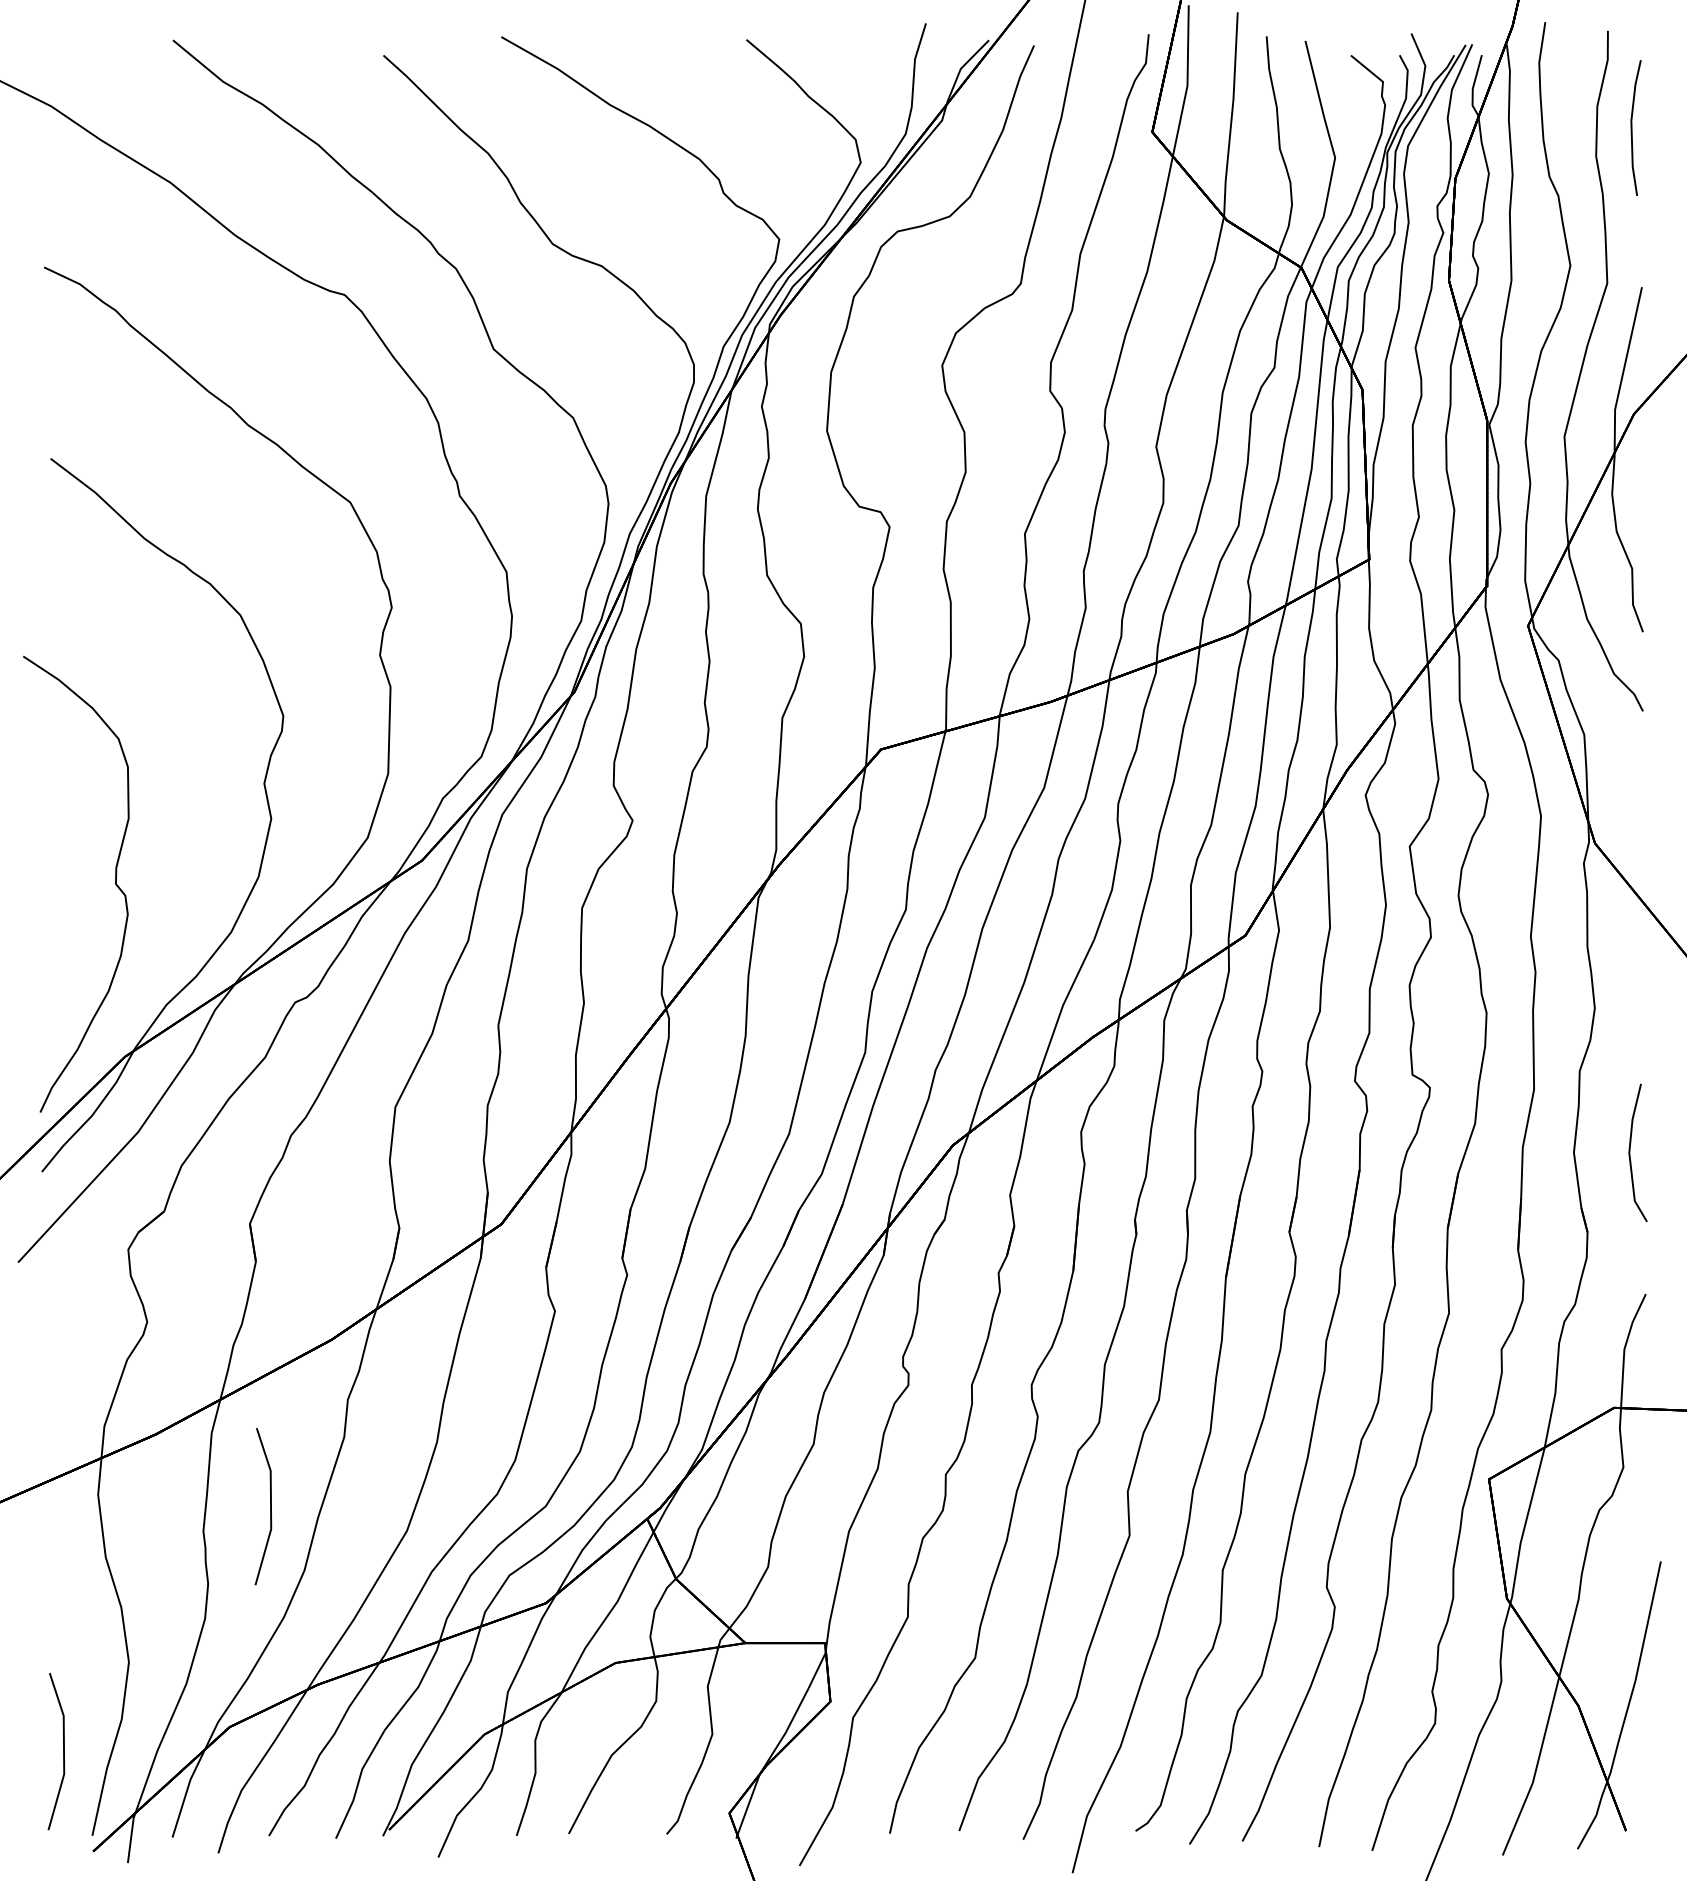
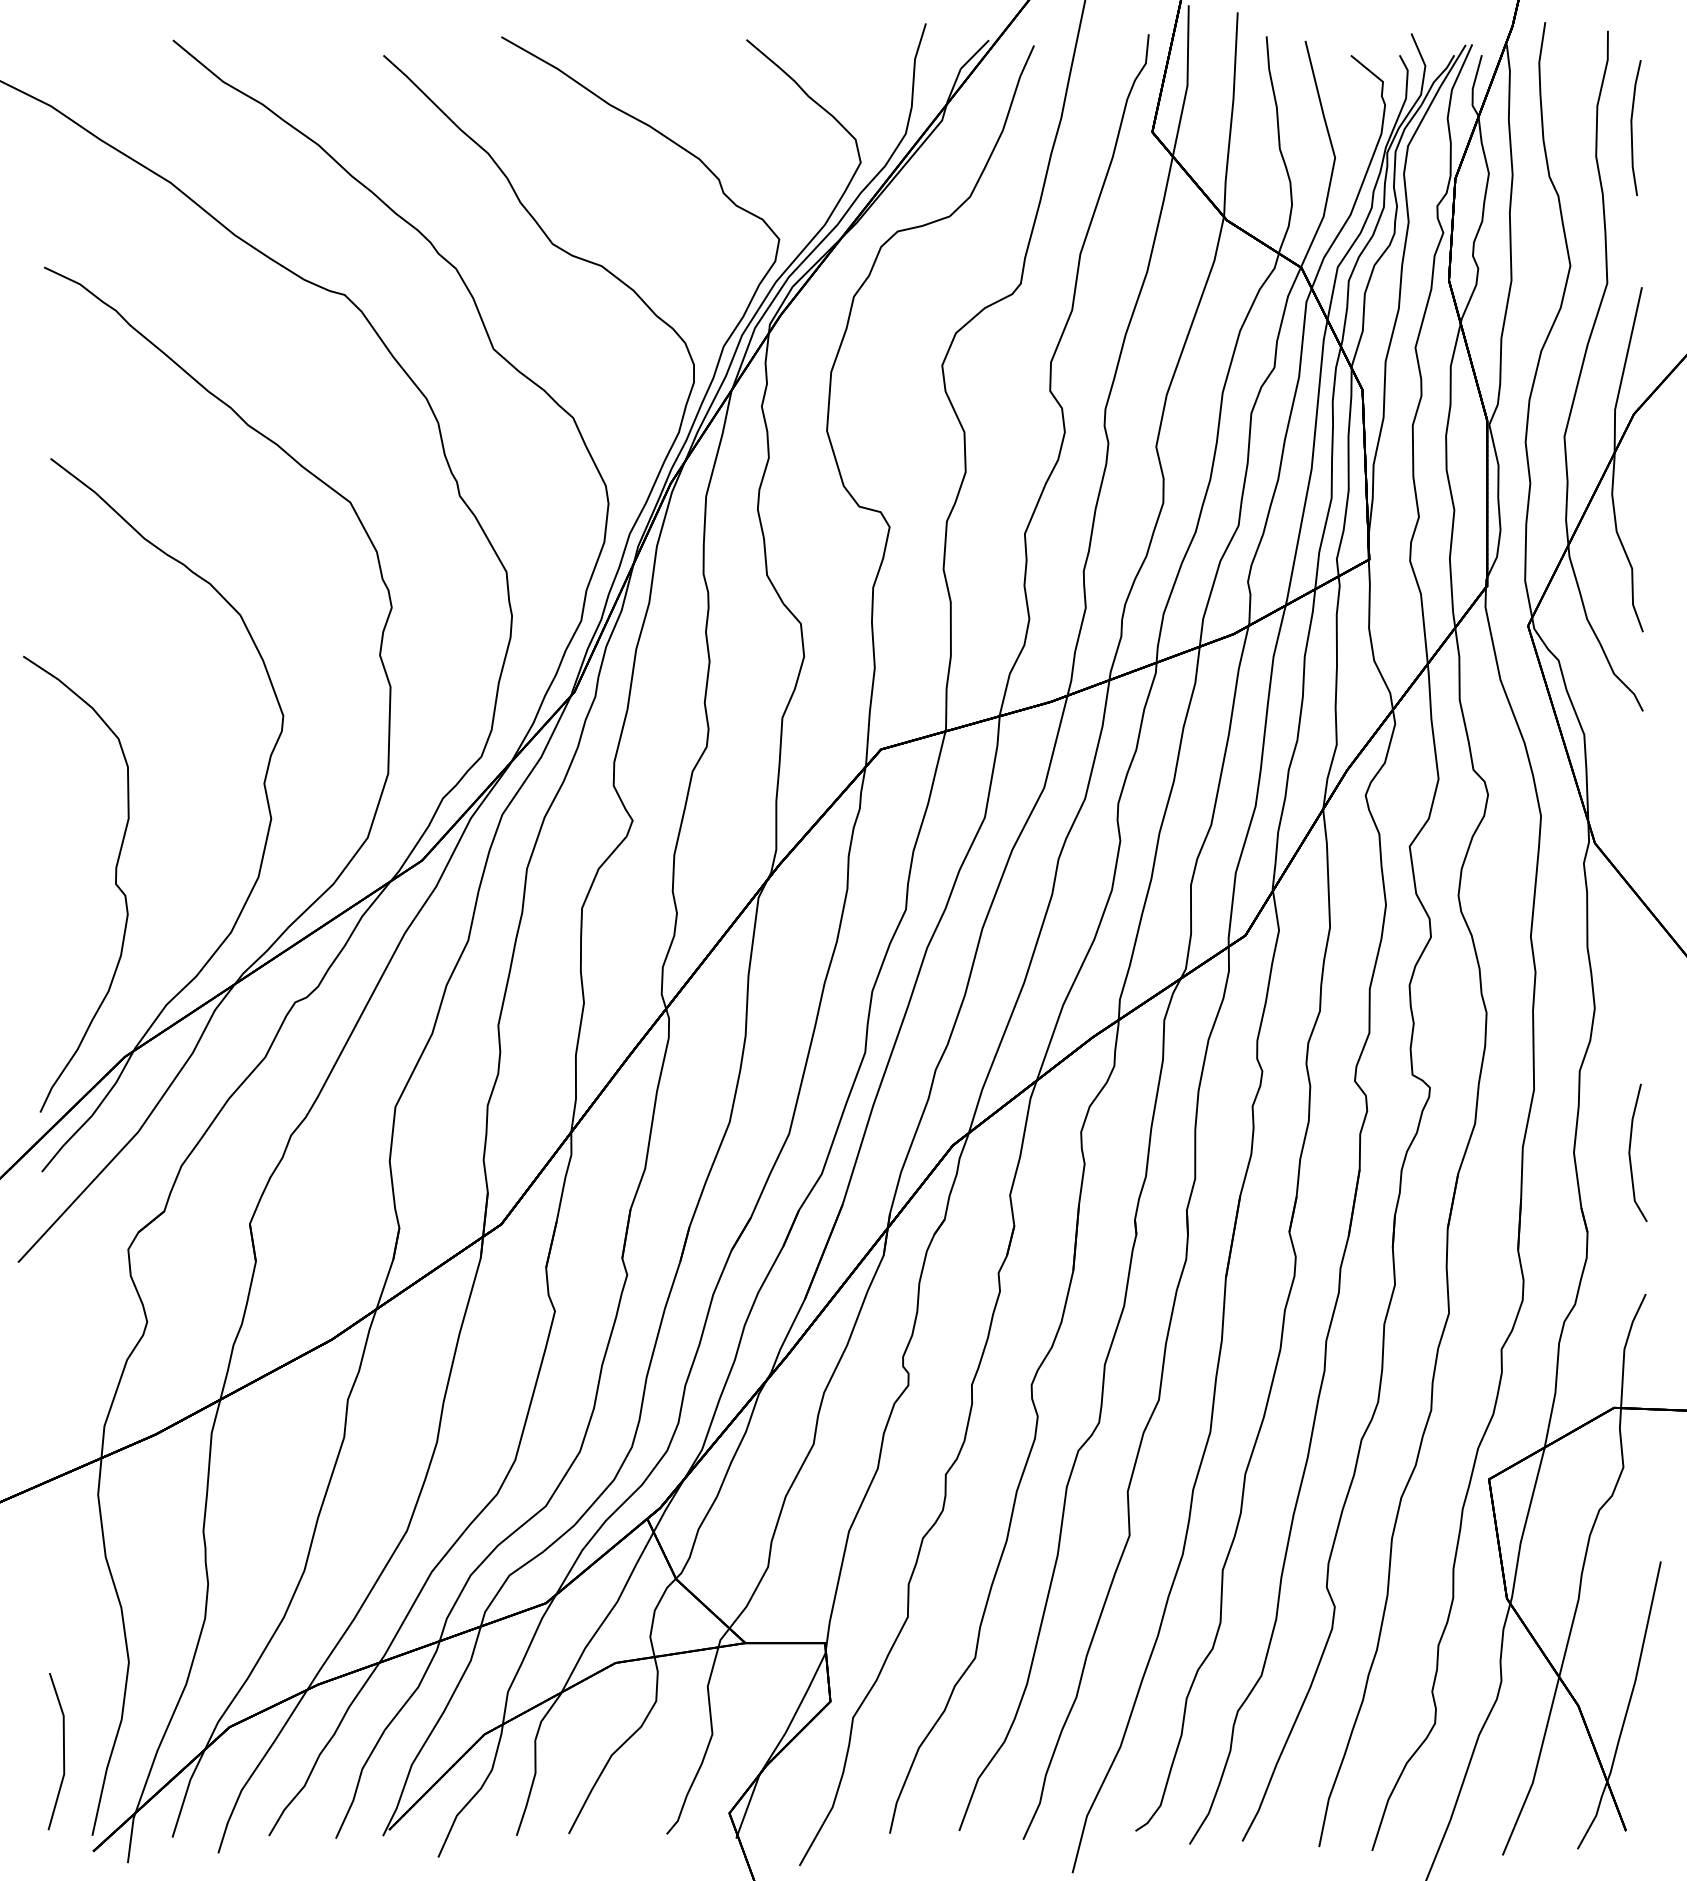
line: present -> none (270, 1506)
